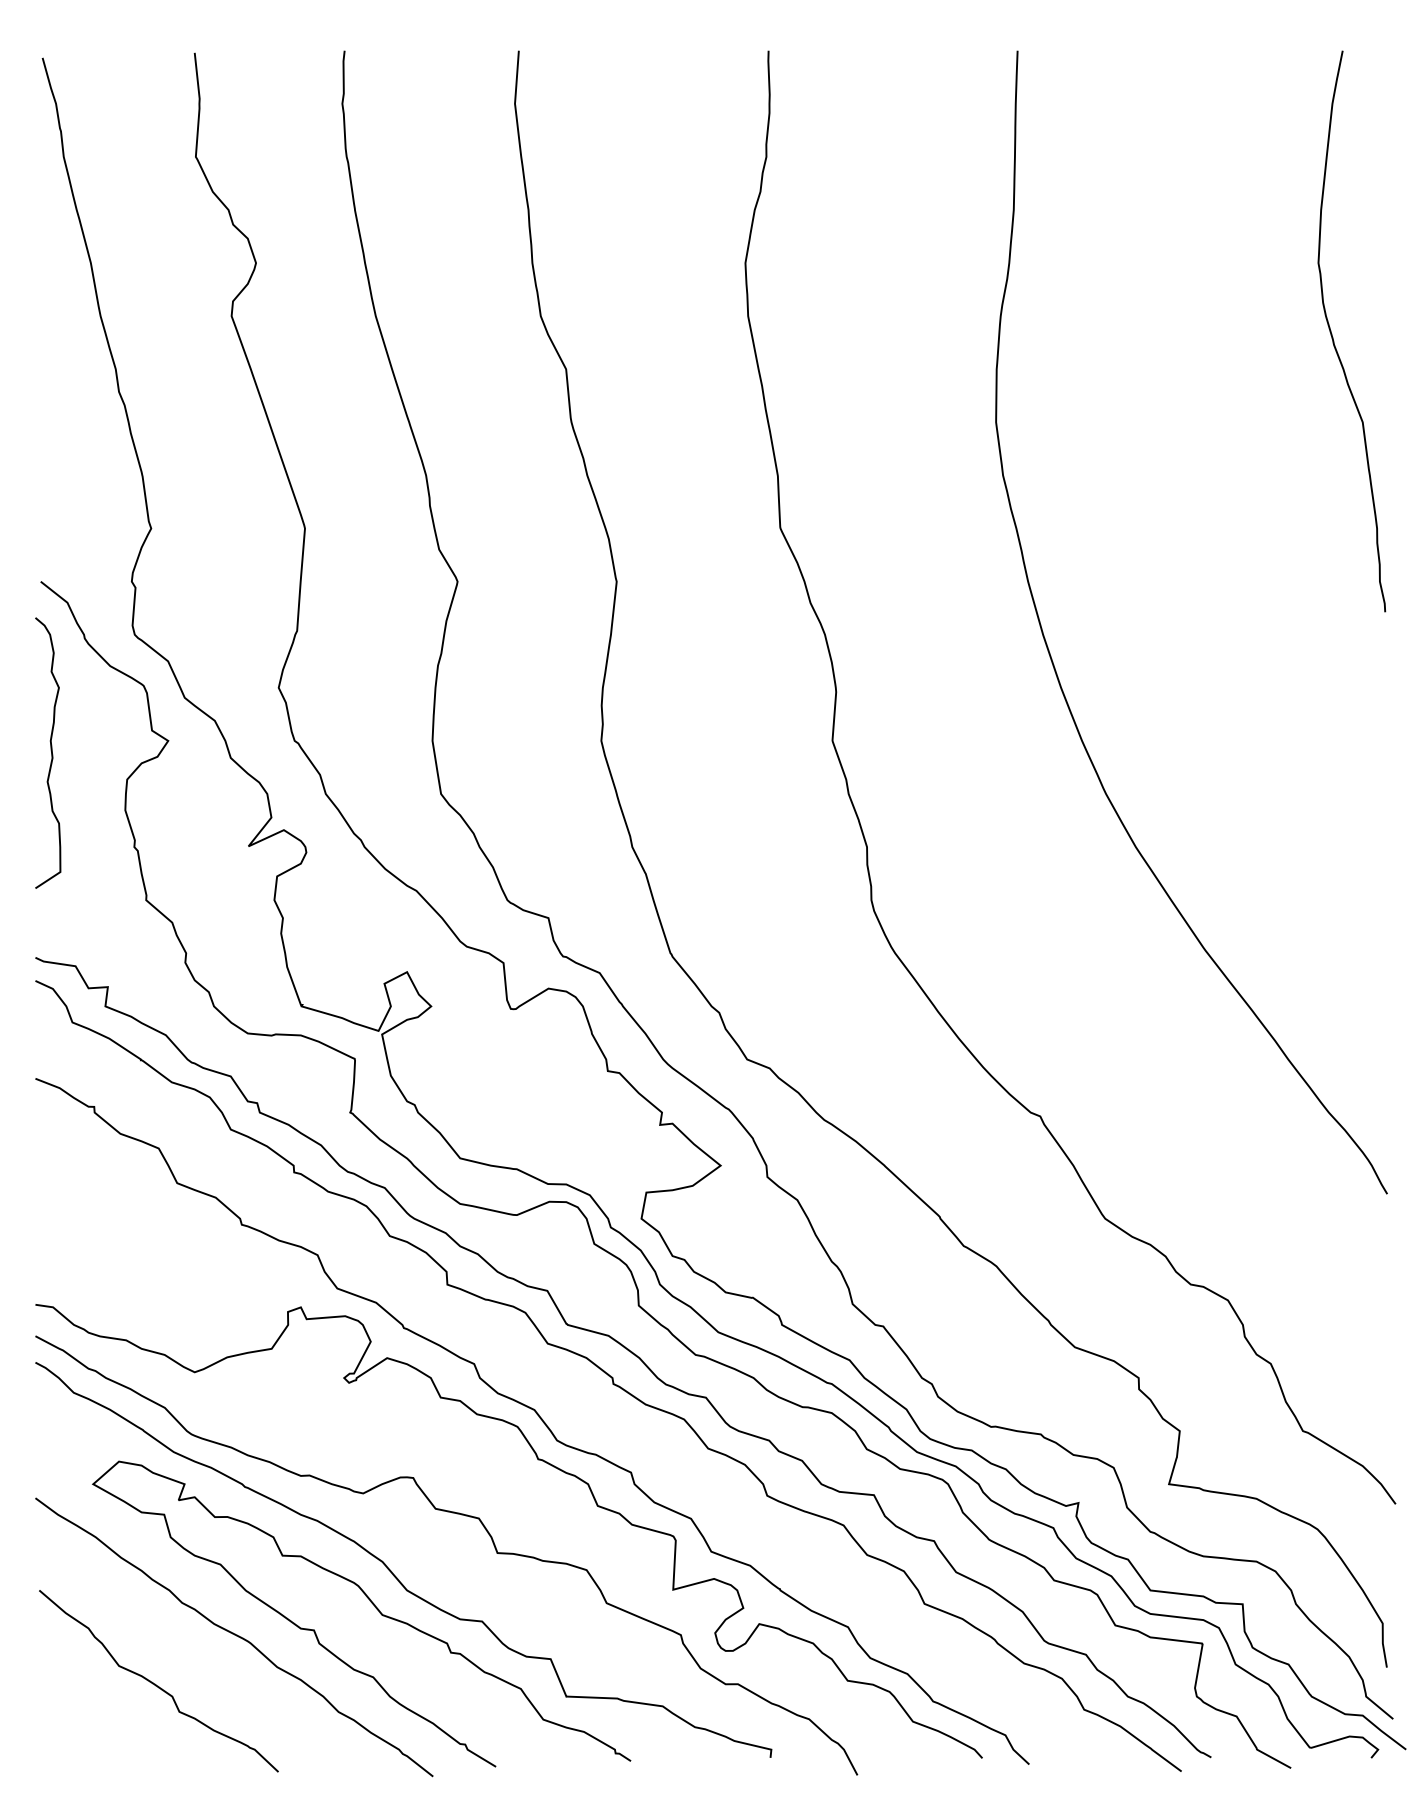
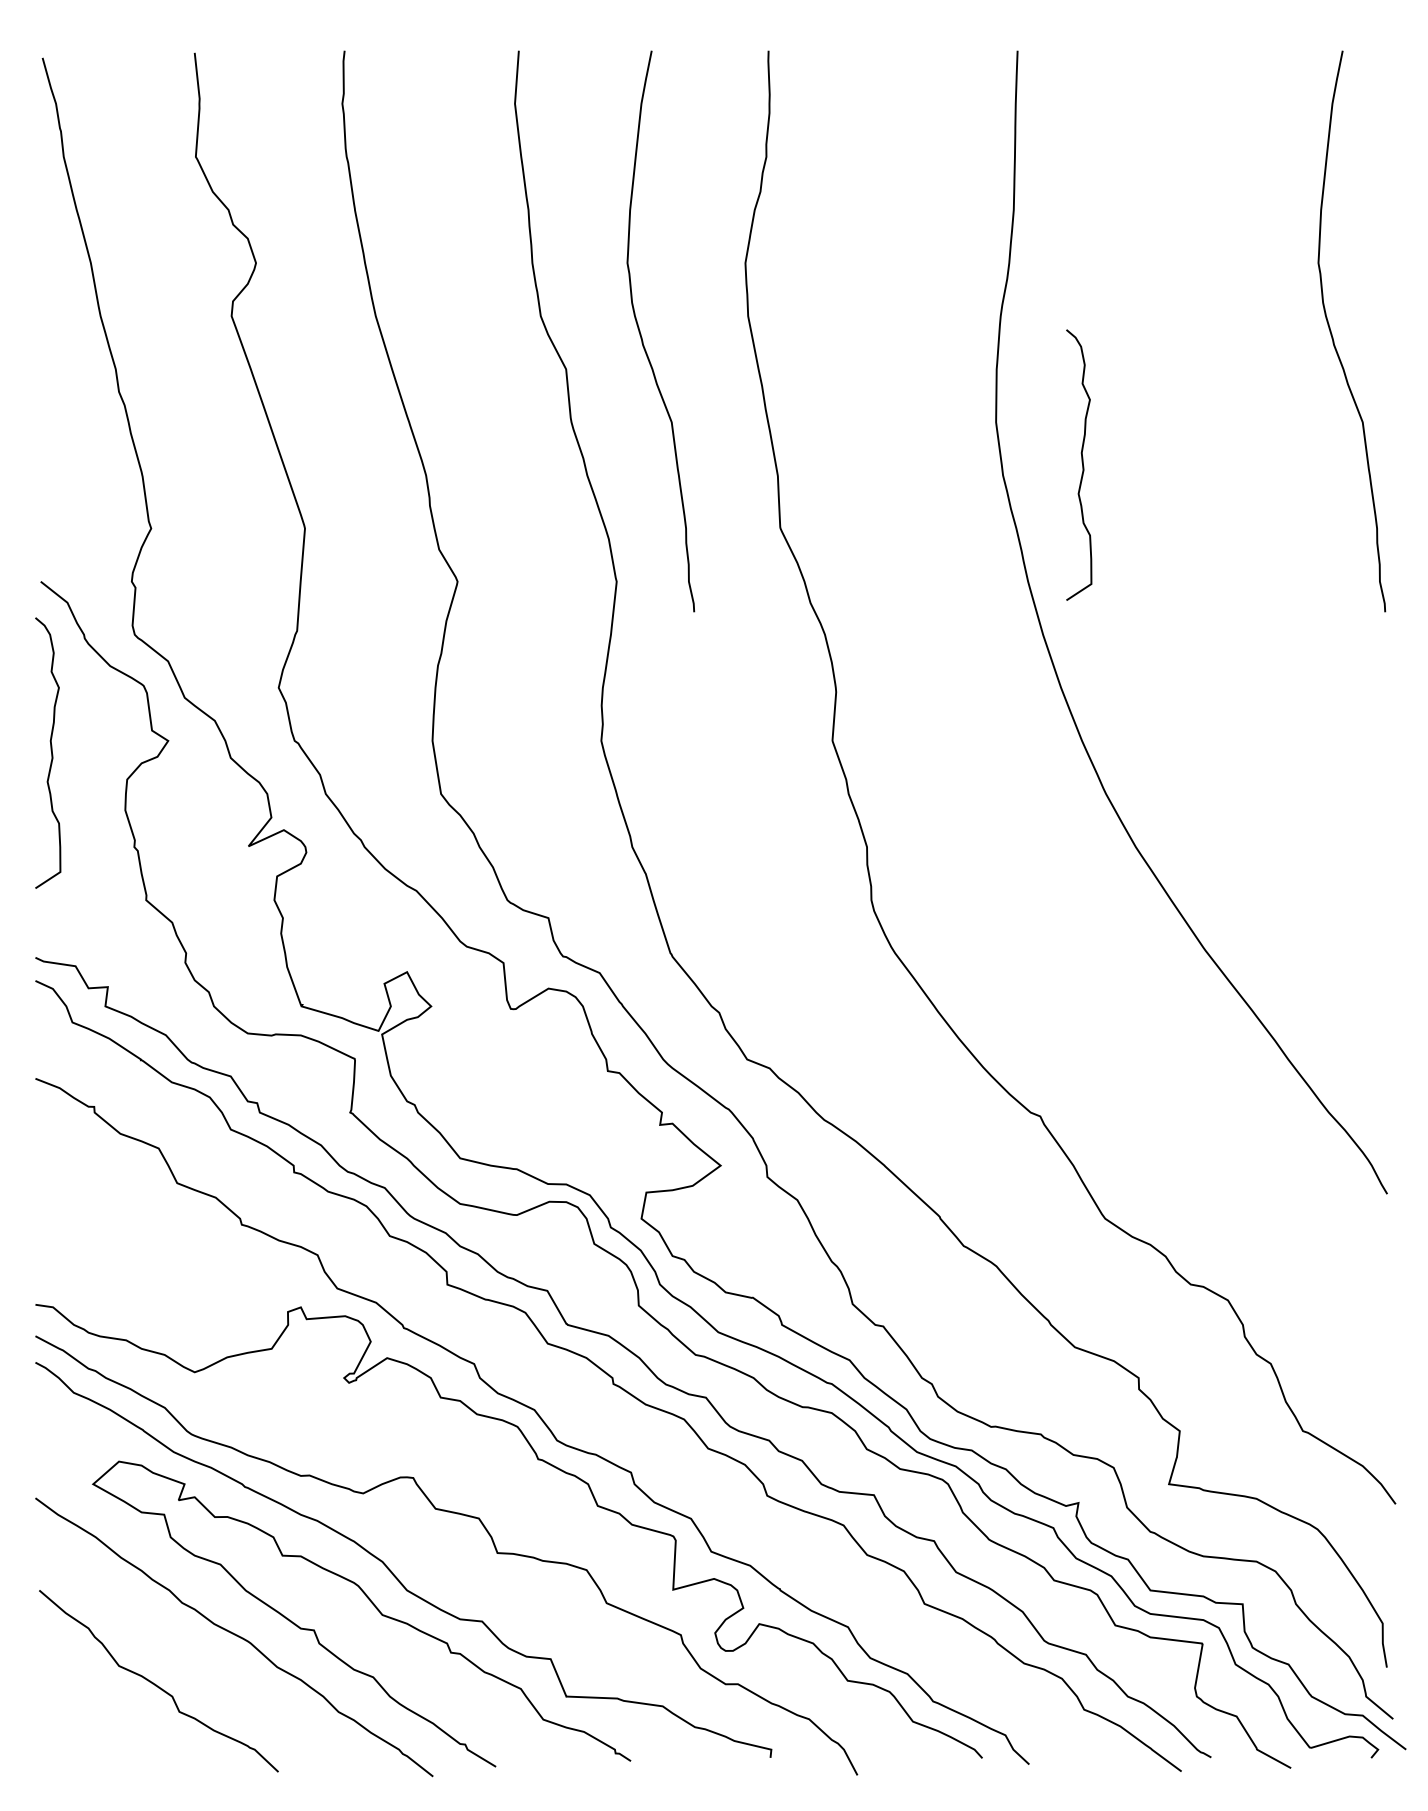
curve: none -> present (642, 337)
curve: none -> present (1081, 462)
